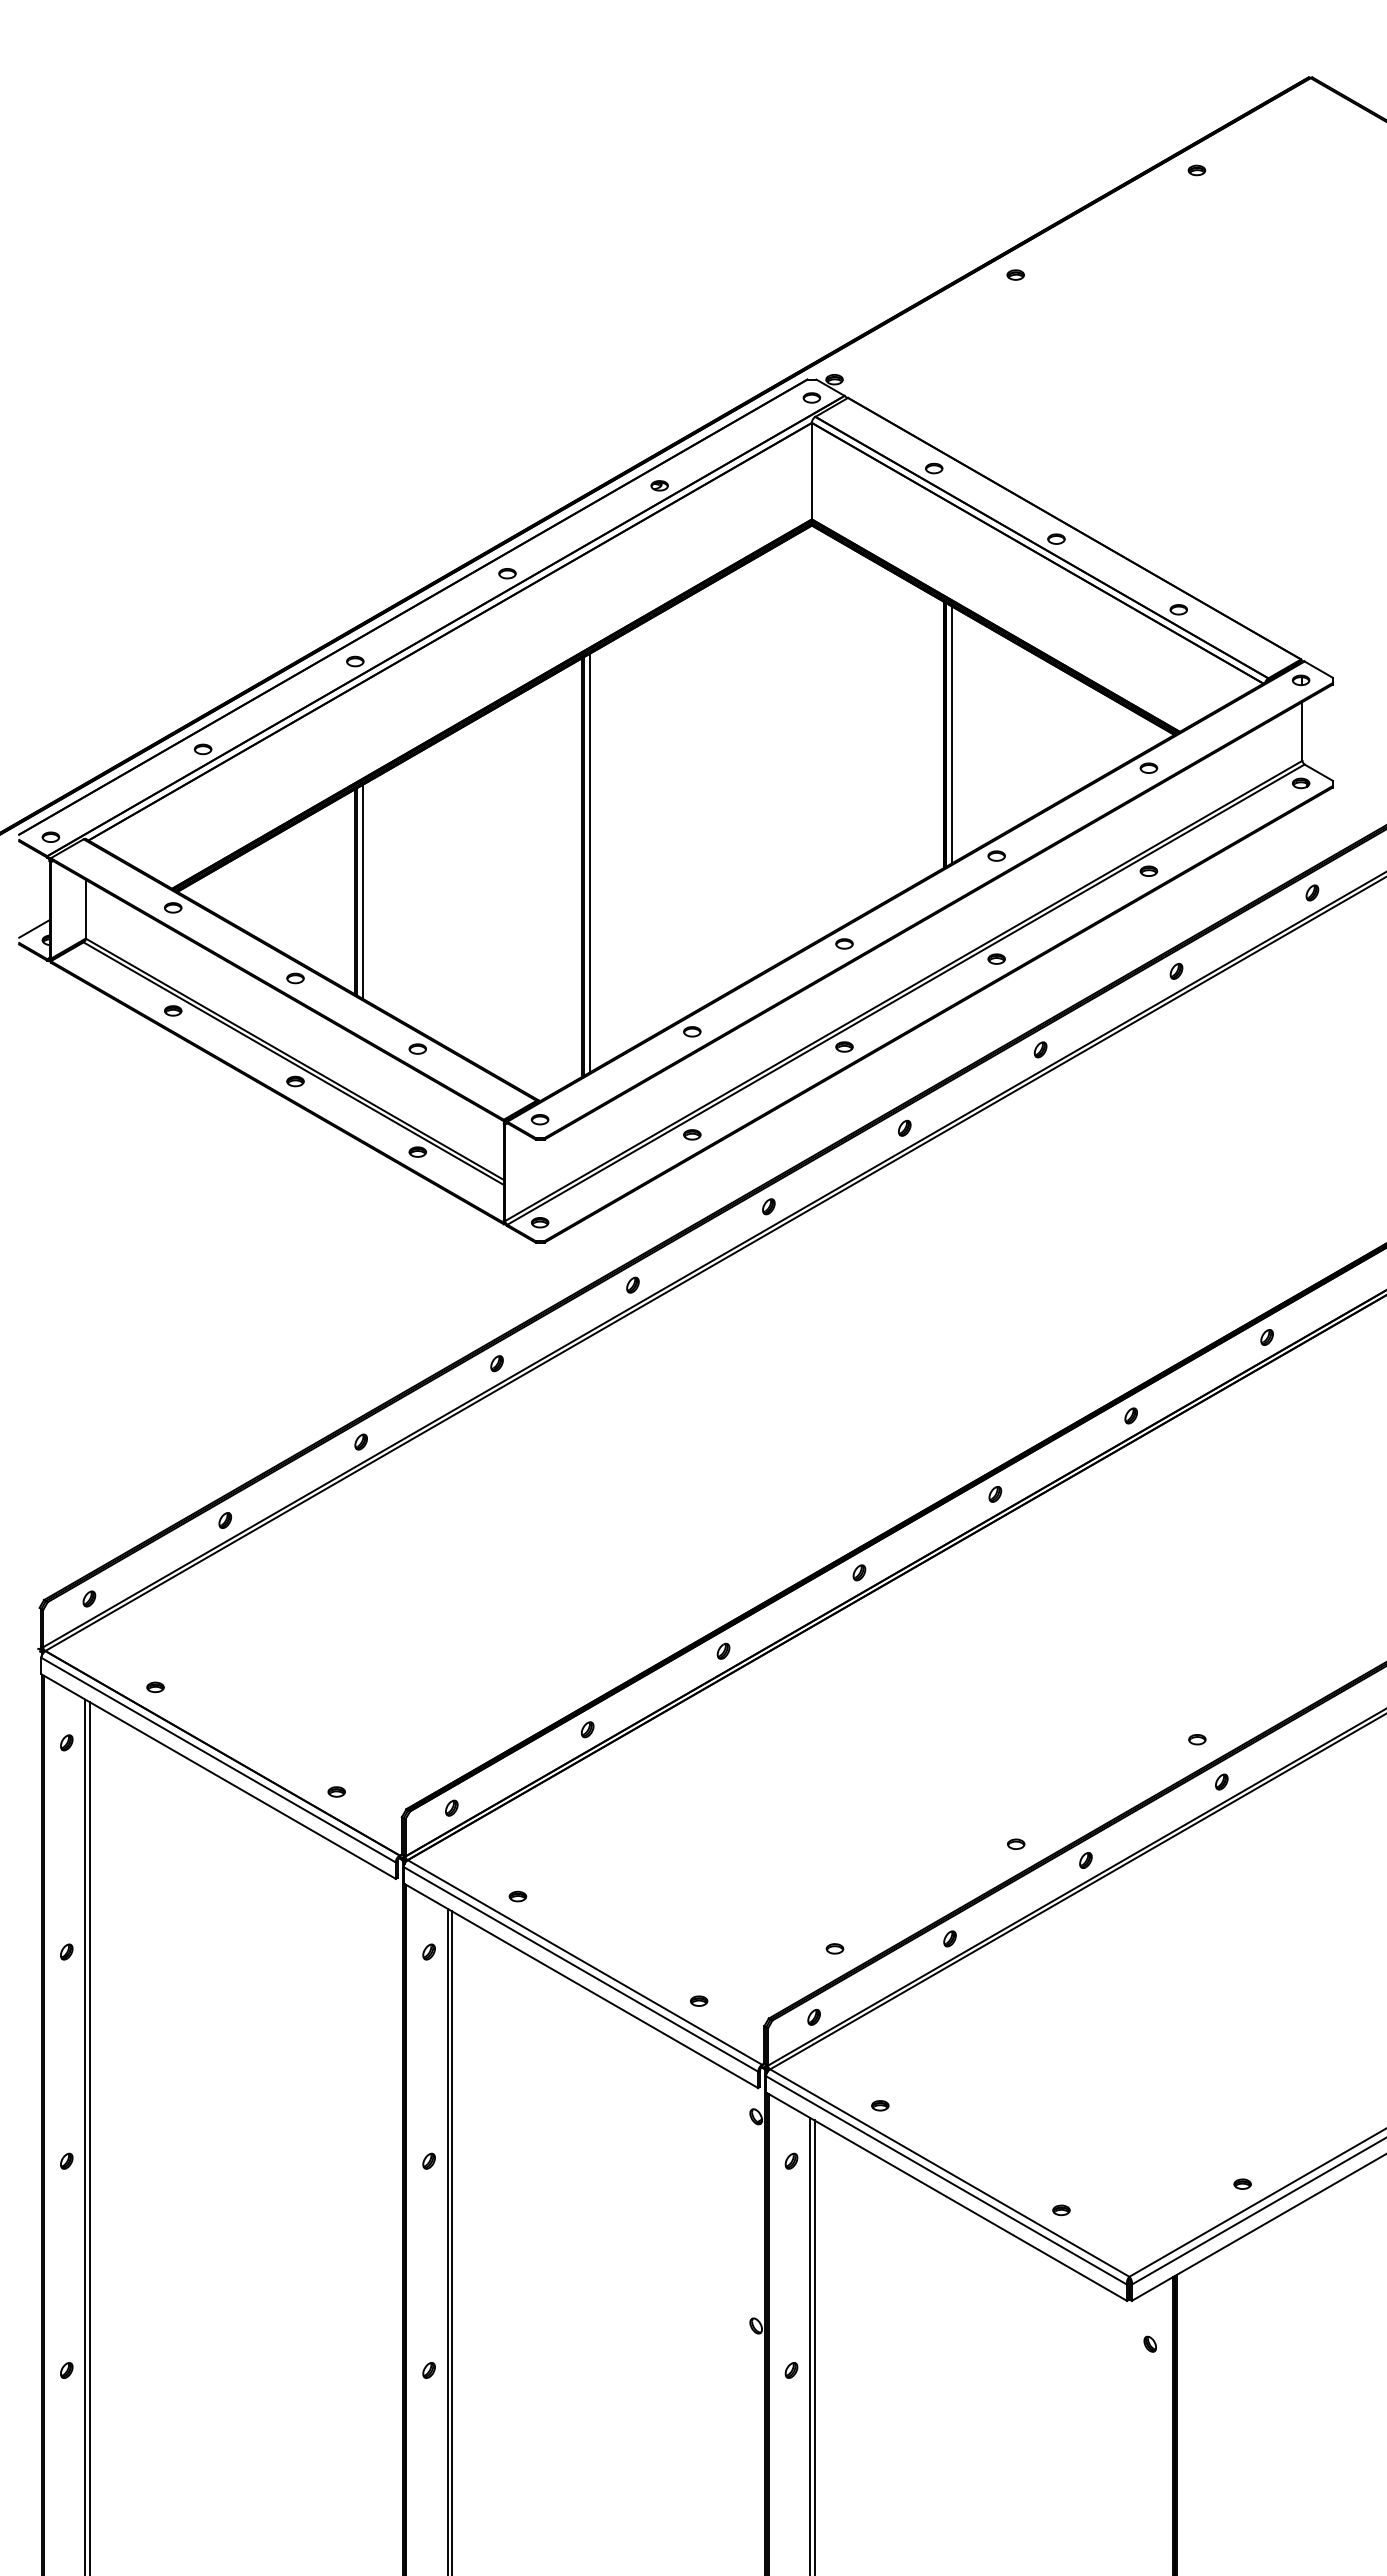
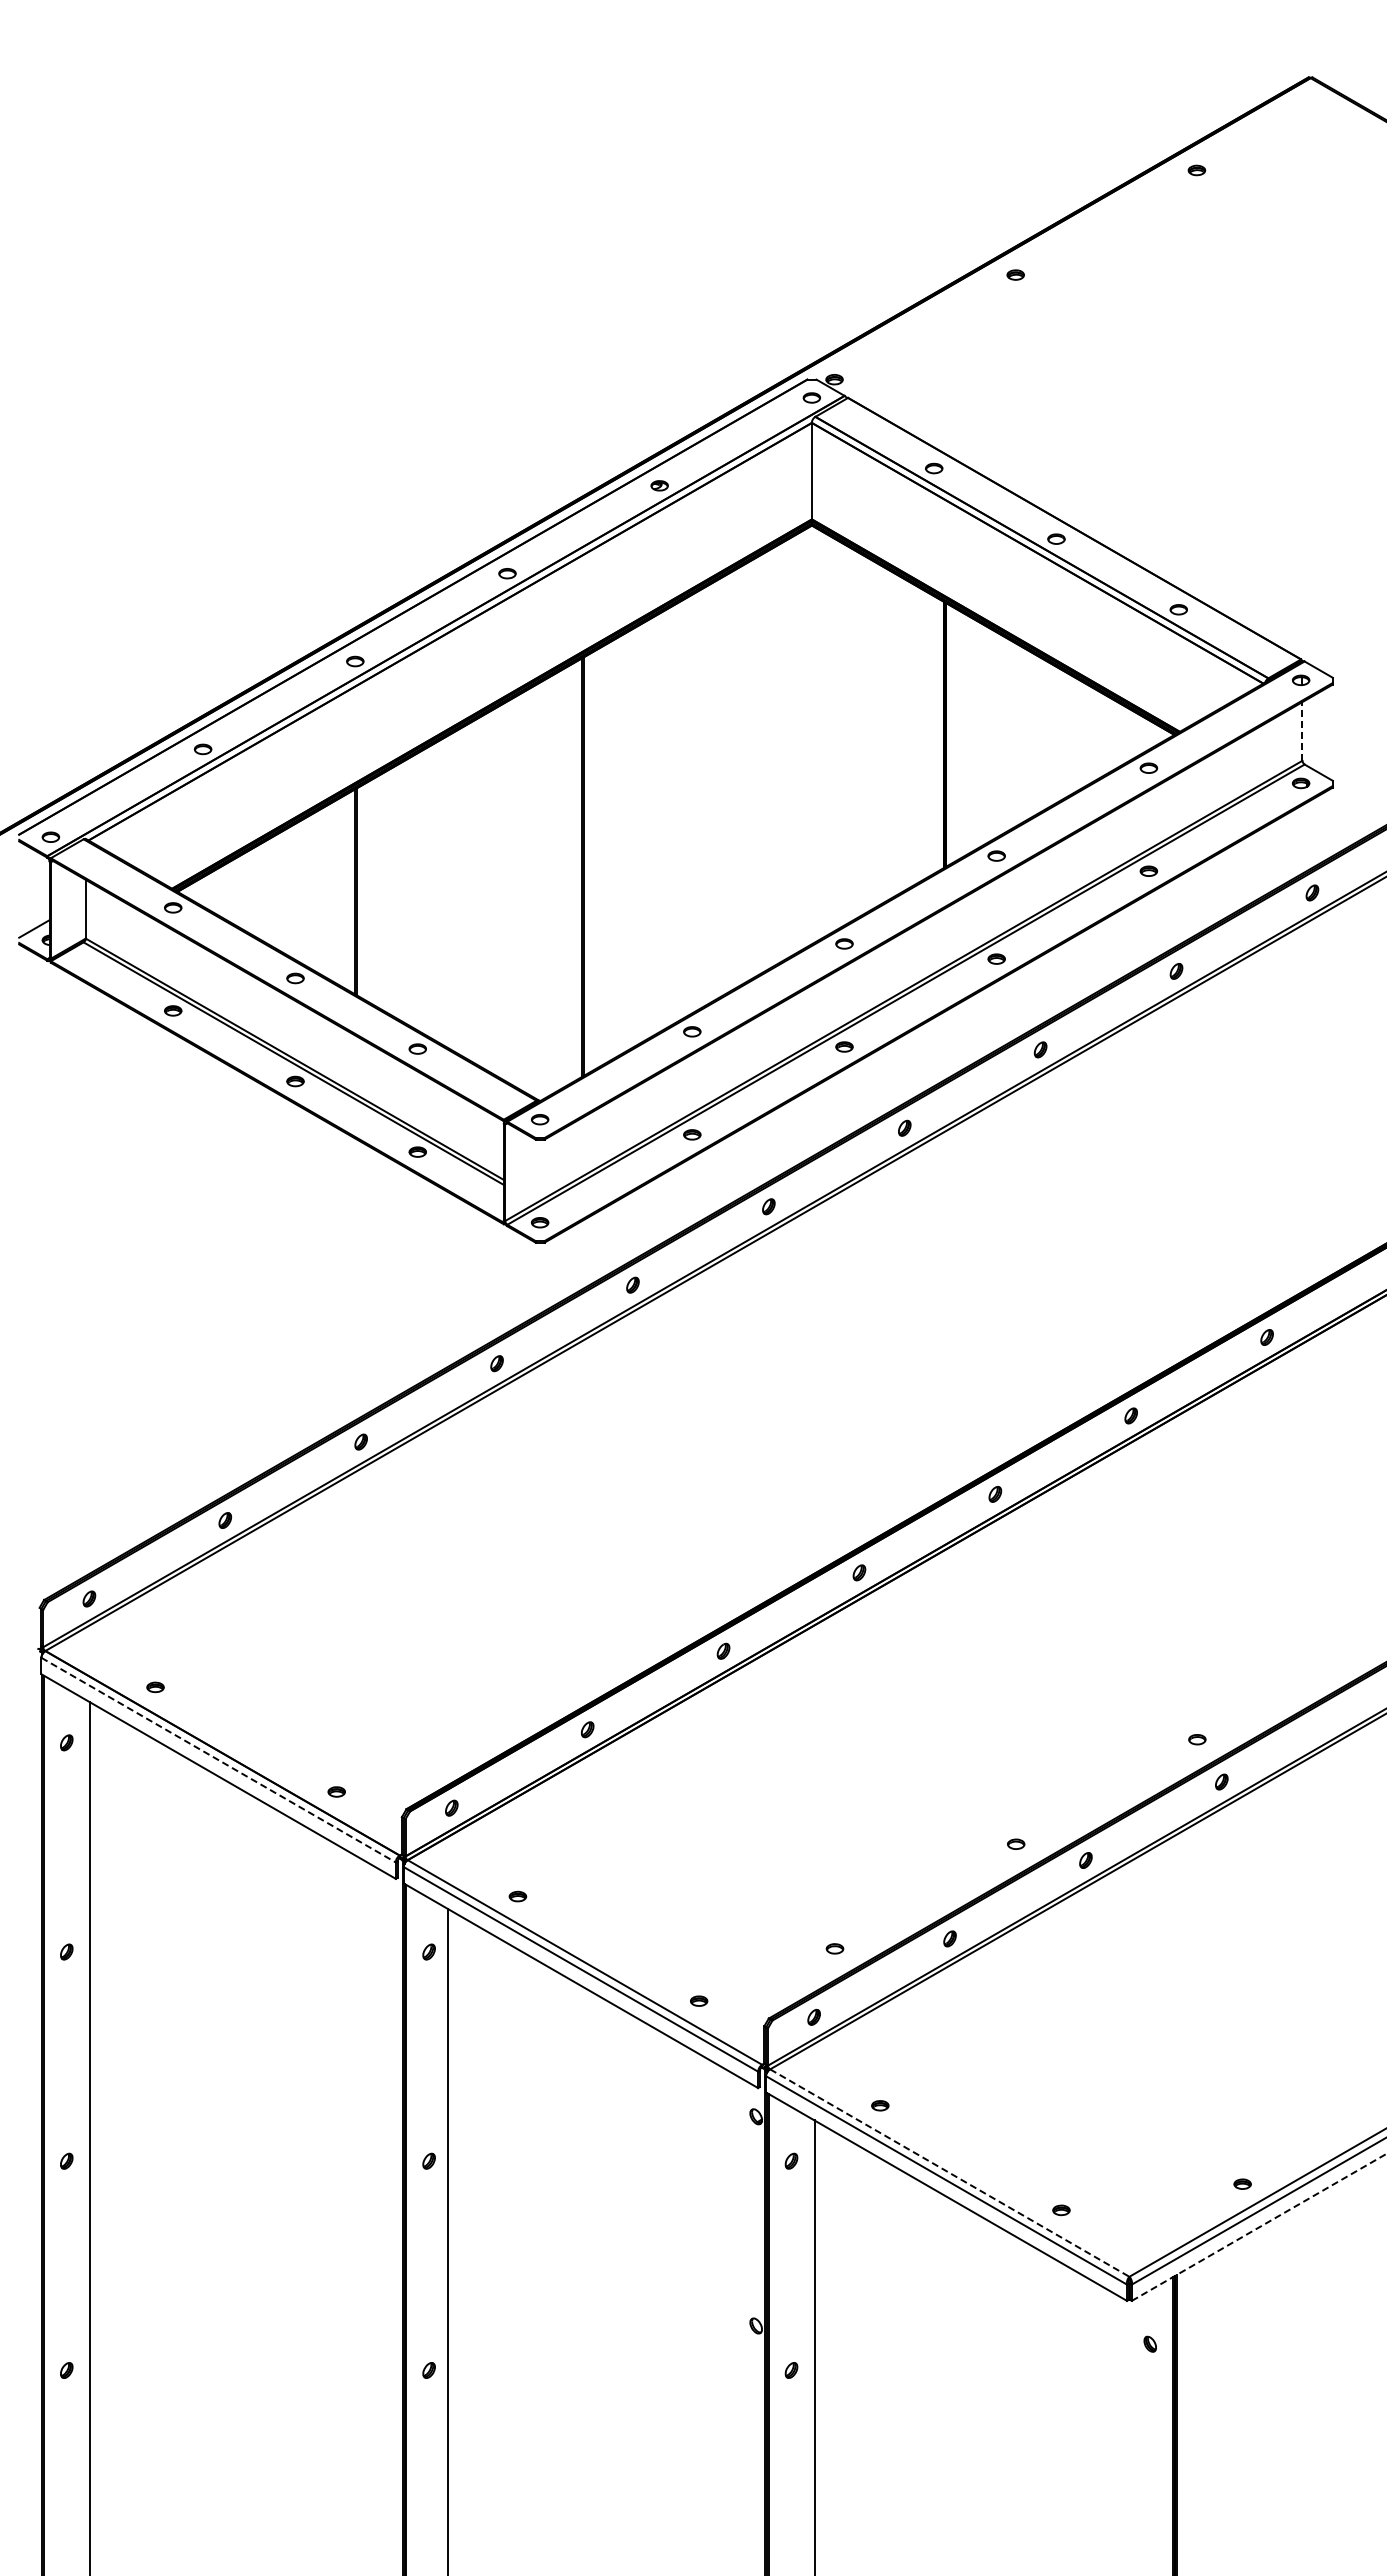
line: solid -> dashed (1302, 730)
line: present -> none (952, 734)
line: present -> none (589, 862)
line: present -> none (363, 891)
line: solid -> dashed (218, 1760)
line: present -> none (85, 2135)
line: solid -> dashed (950, 2173)
line: solid -> dashed (1259, 2227)
line: present -> none (452, 2241)
line: present -> none (810, 2345)
